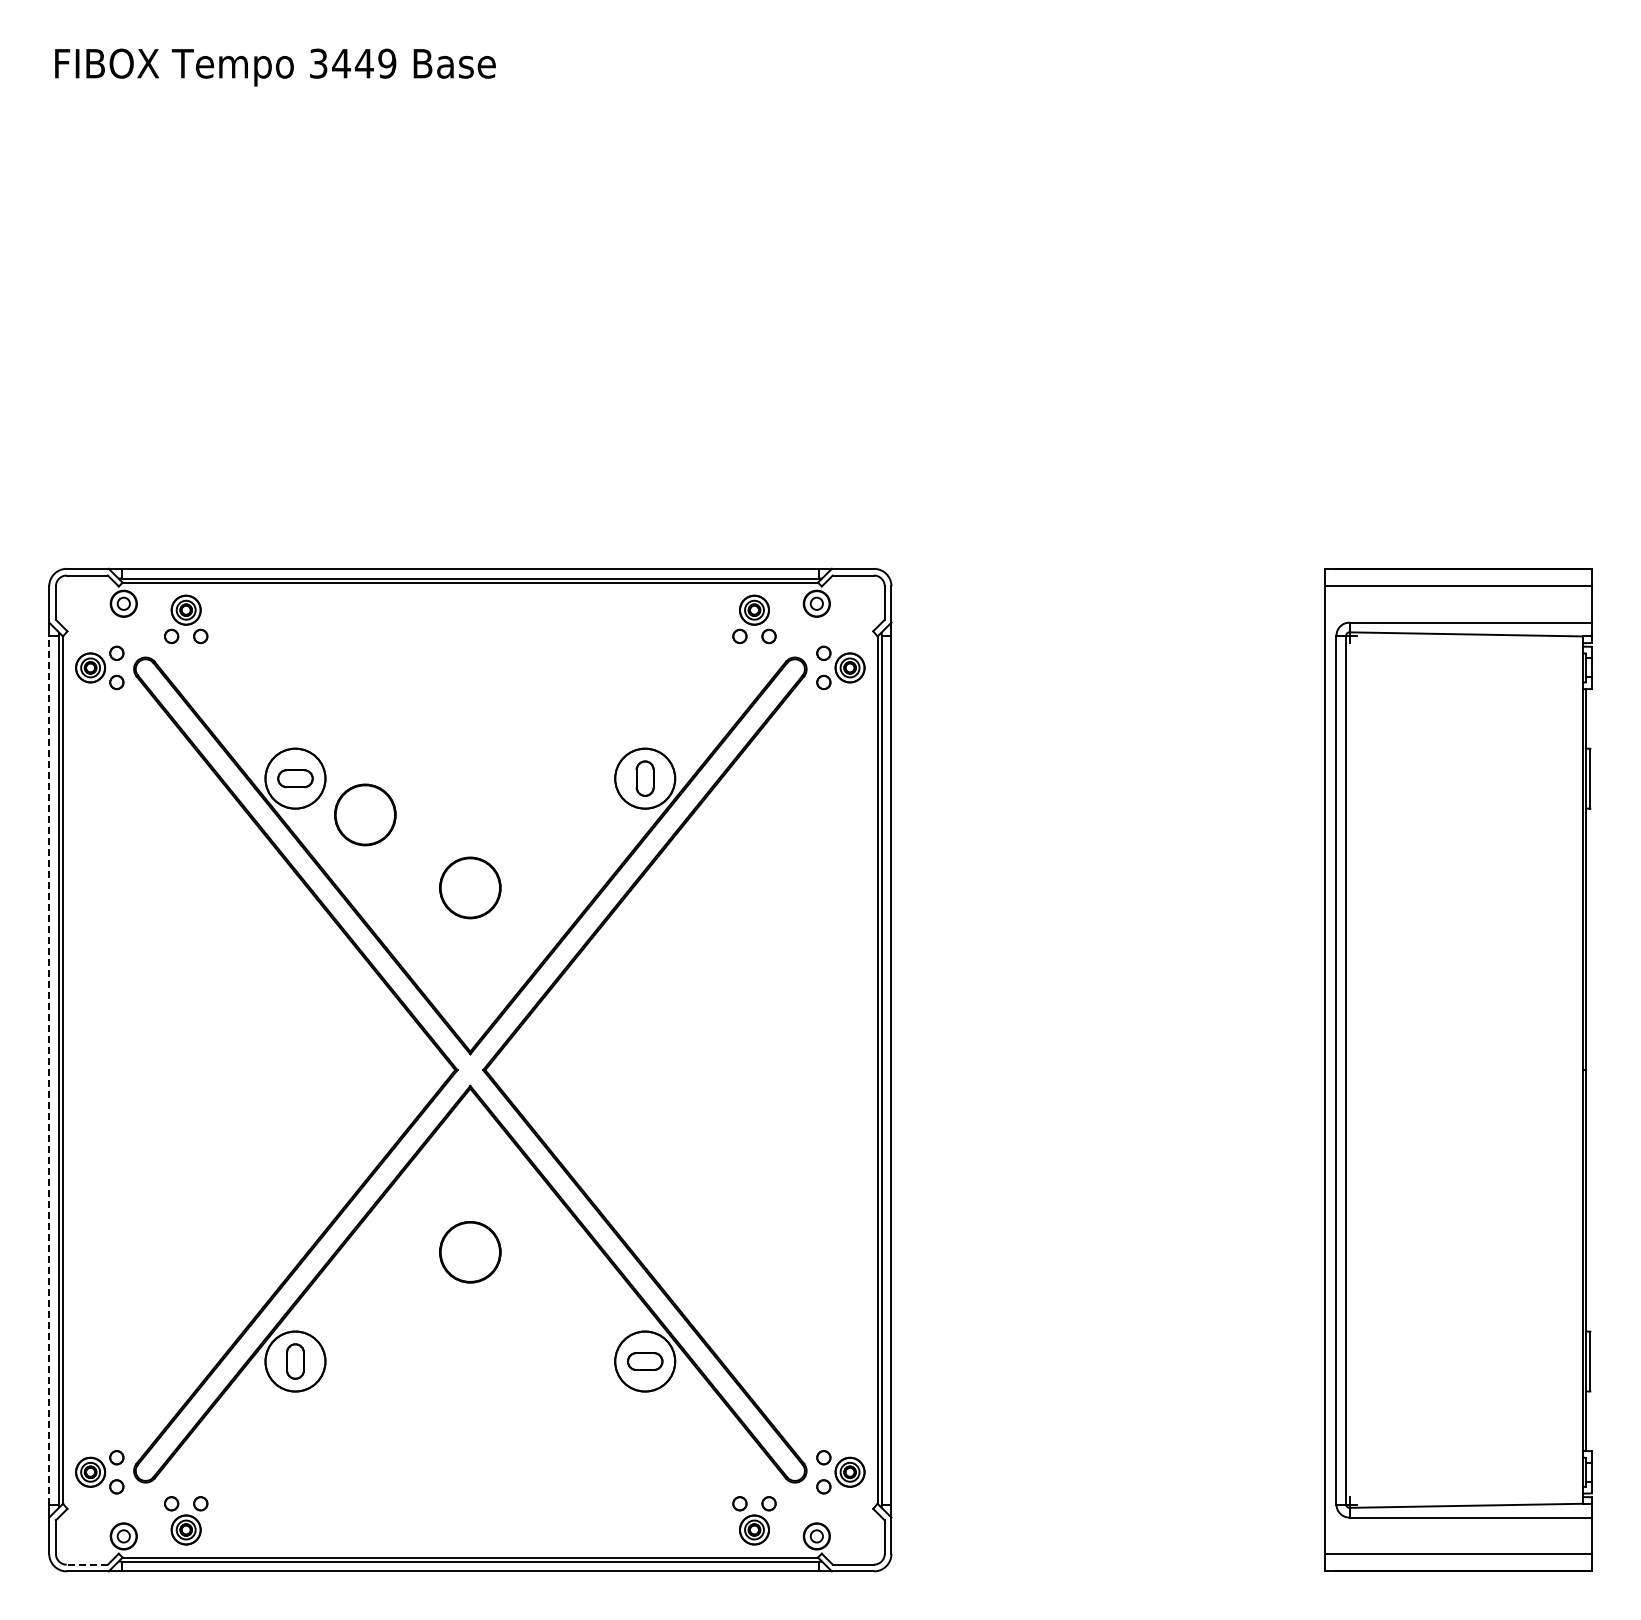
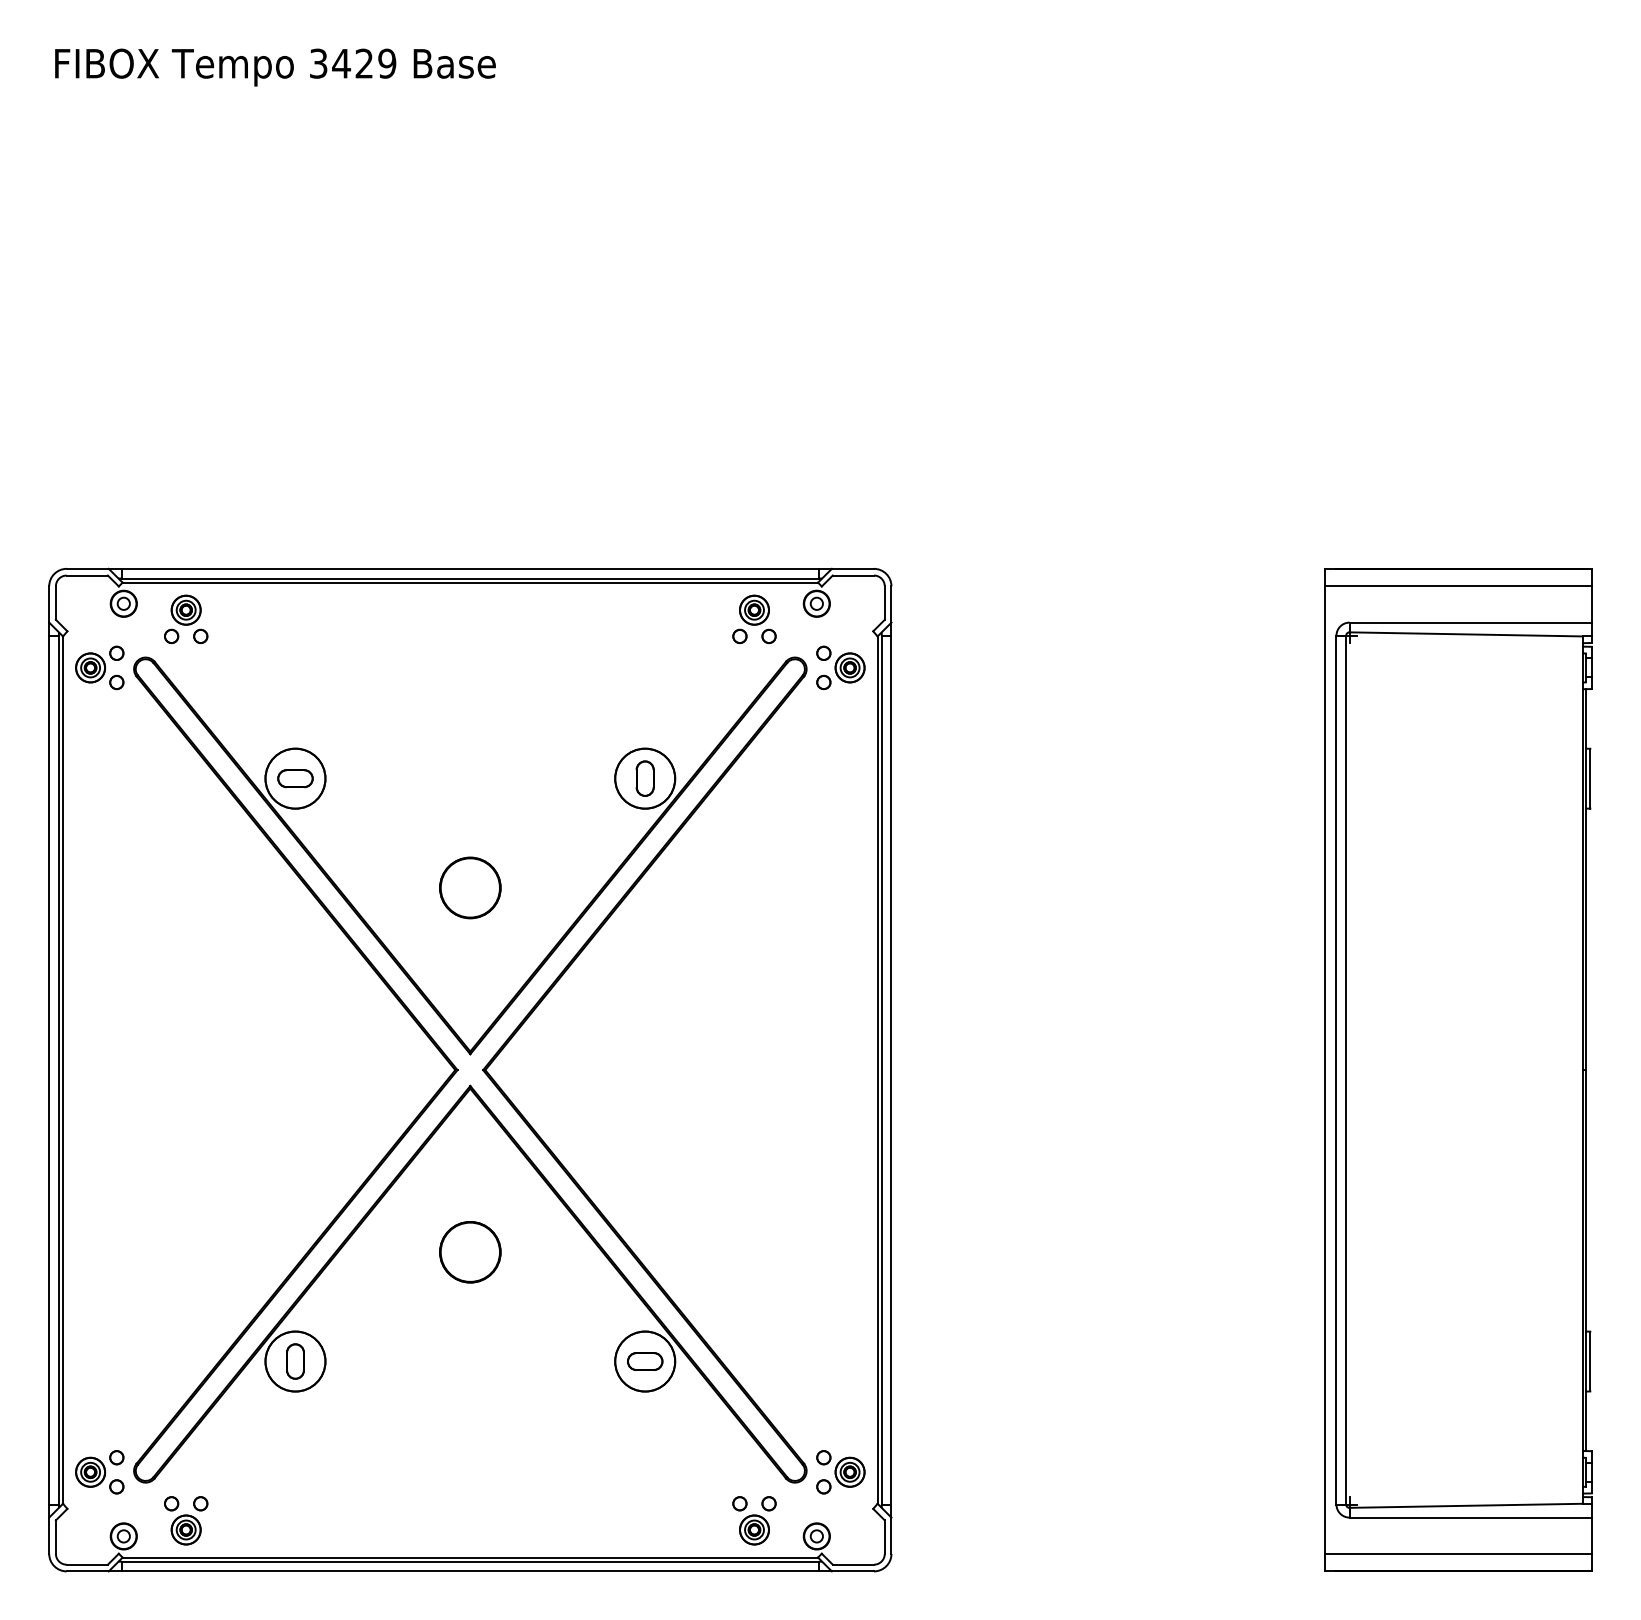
text: 3449 -> 3429 (363, 63)
part: present -> none (365, 814)
line: dashed -> solid (49, 1069)
line: dashed -> solid (87, 1564)
